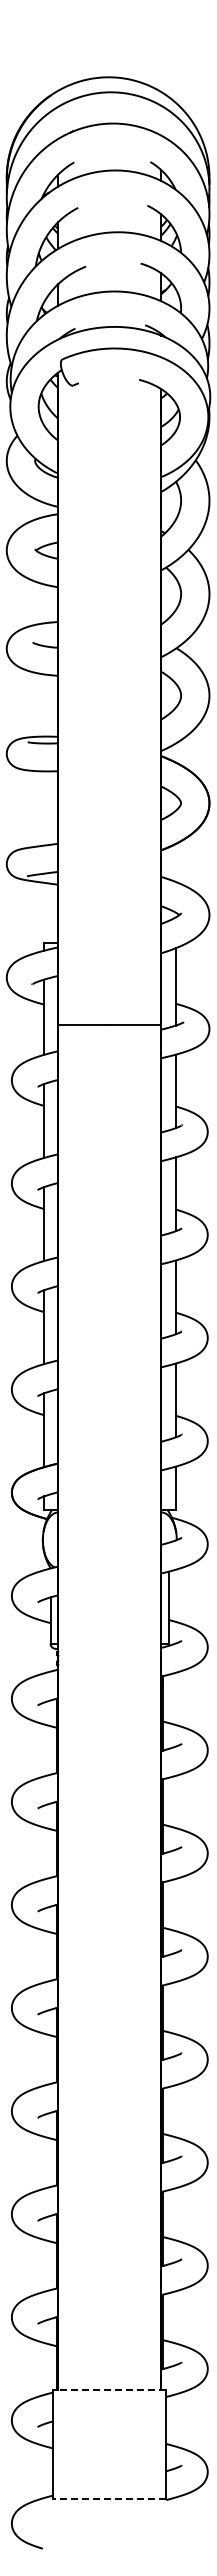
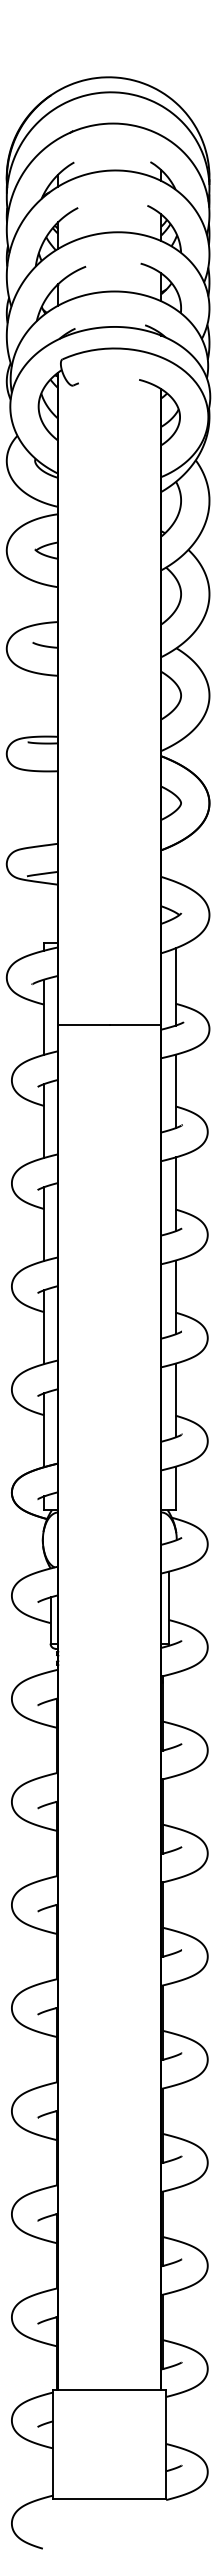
line: dashed -> solid (109, 2390)
line: dashed -> solid (109, 2498)
